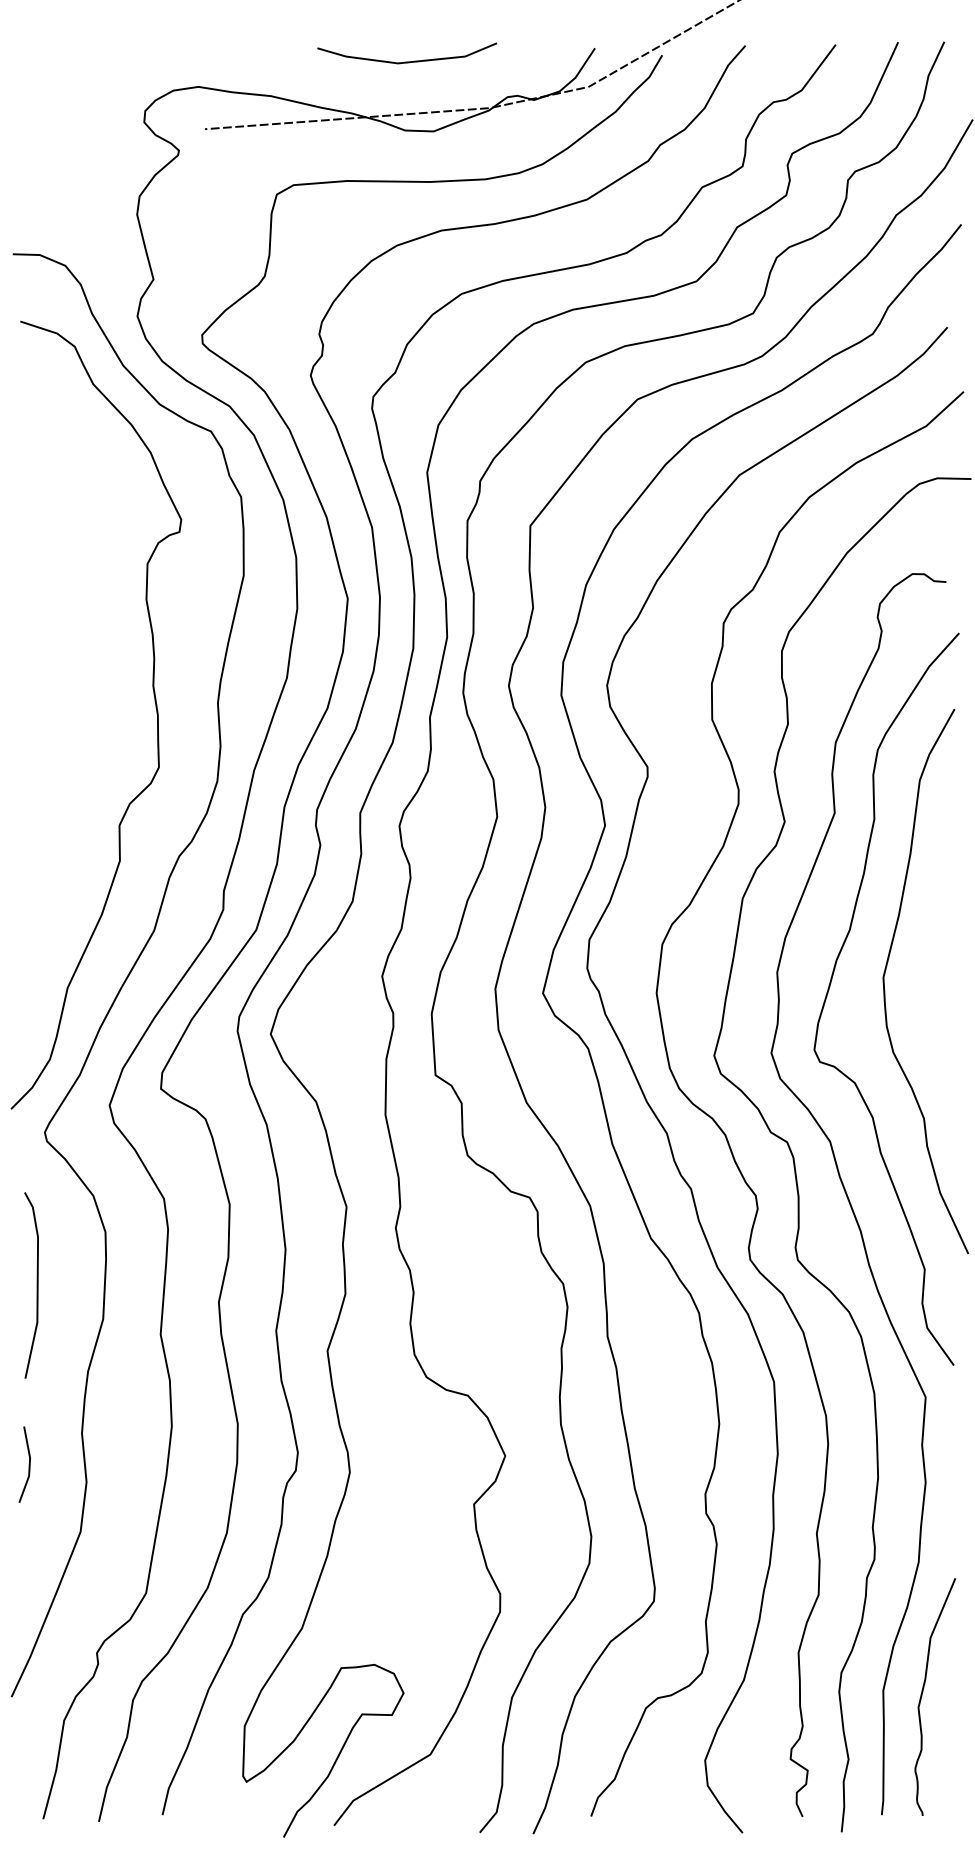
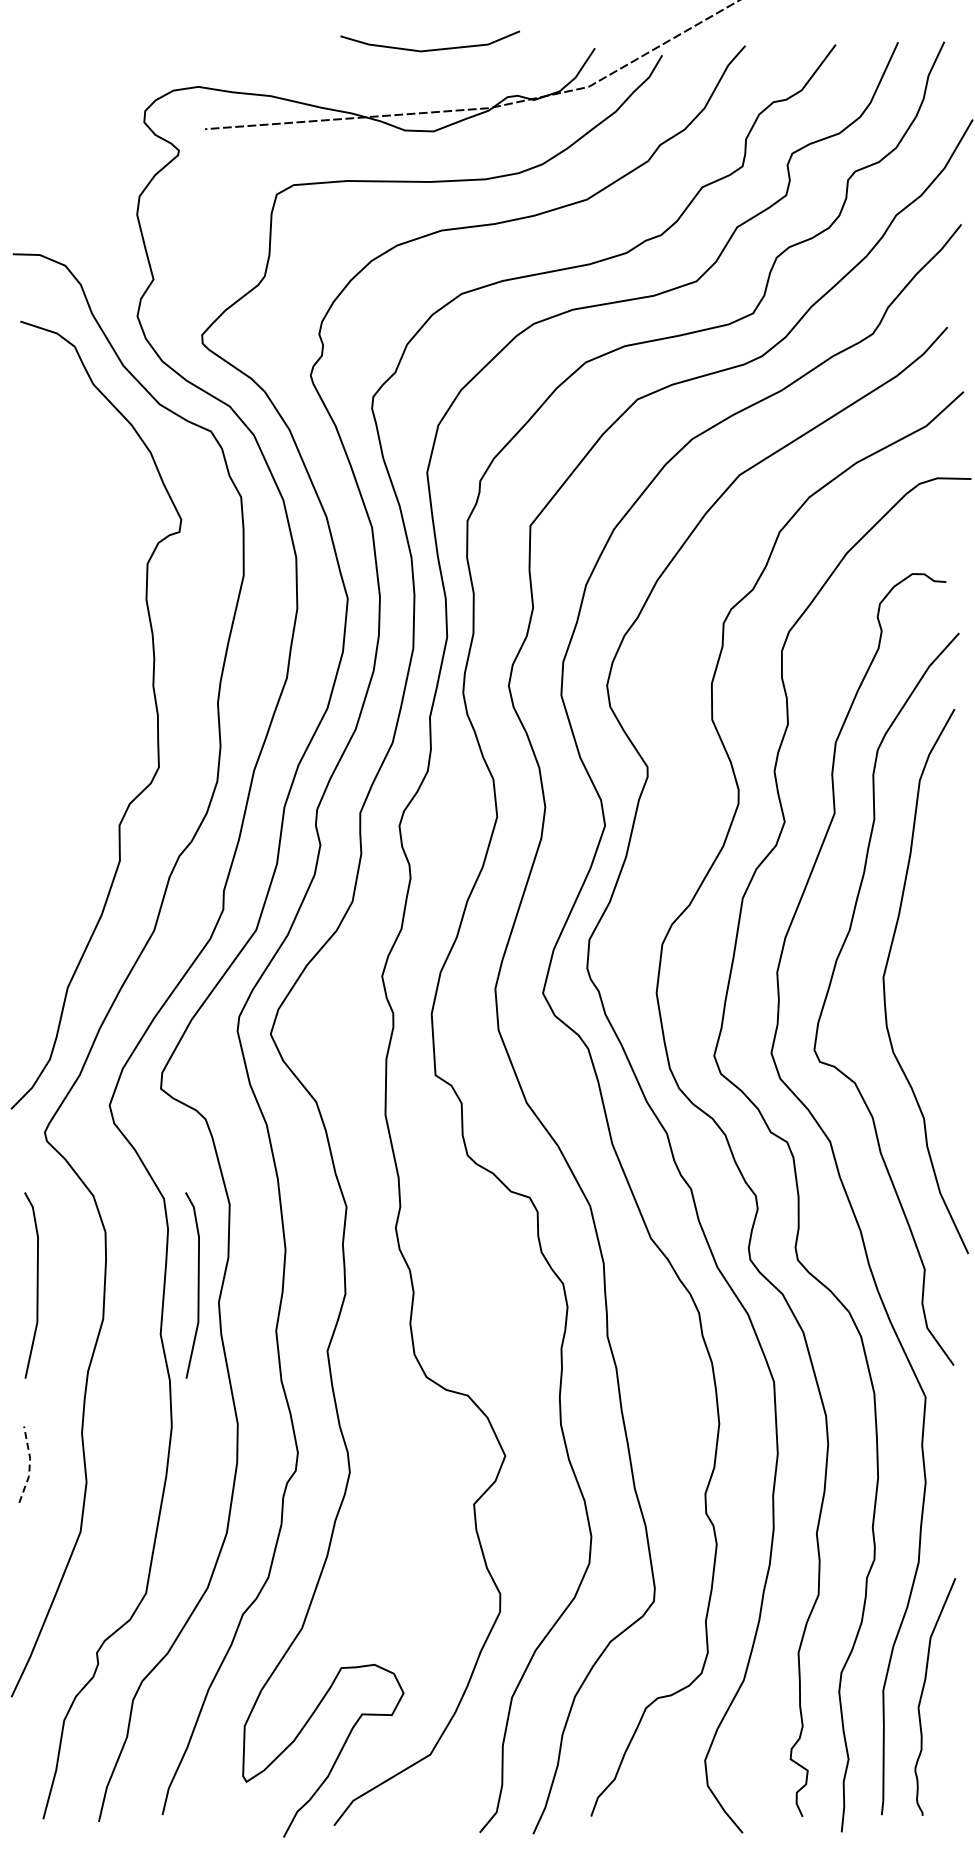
line position: (406, 61) -> (429, 49) (429, 49)
line: none -> present (197, 1285)
line: solid -> dashed (29, 1465)
